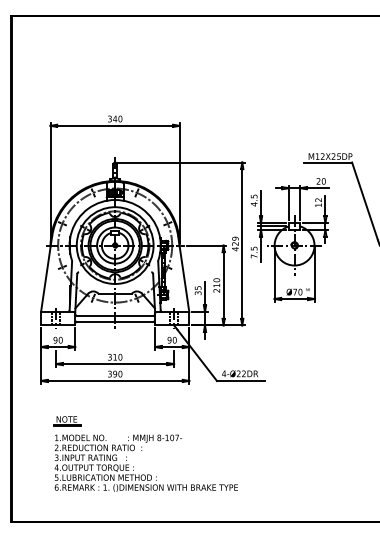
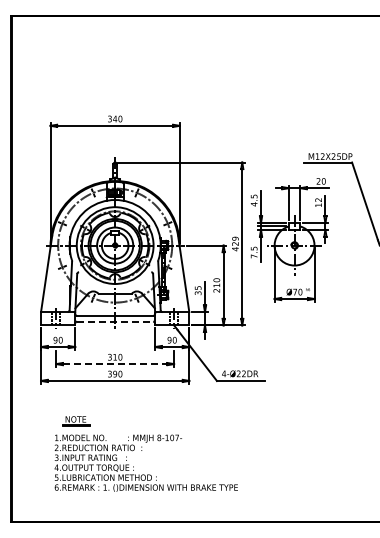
line: solid -> dashed (115, 321)
line: solid -> dashed (115, 364)
part position: (67, 421) -> (76, 421) (76, 421)
